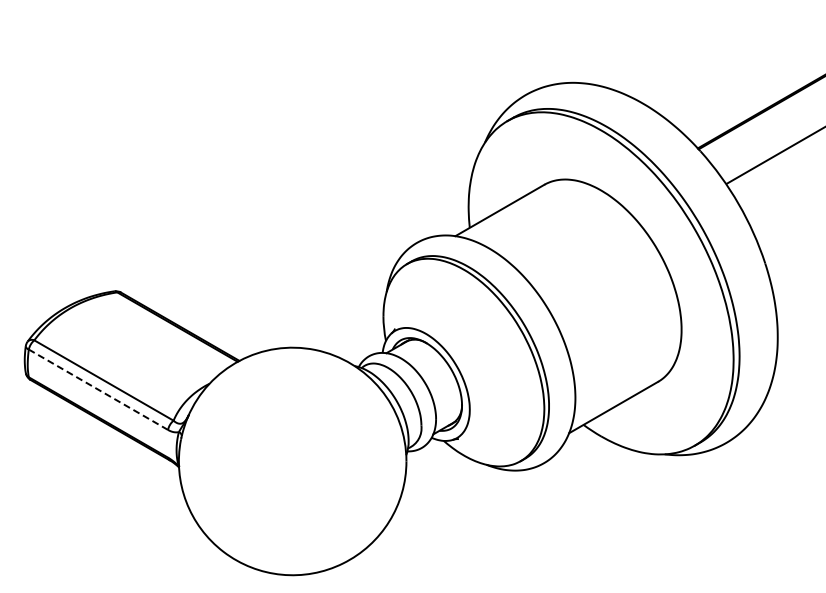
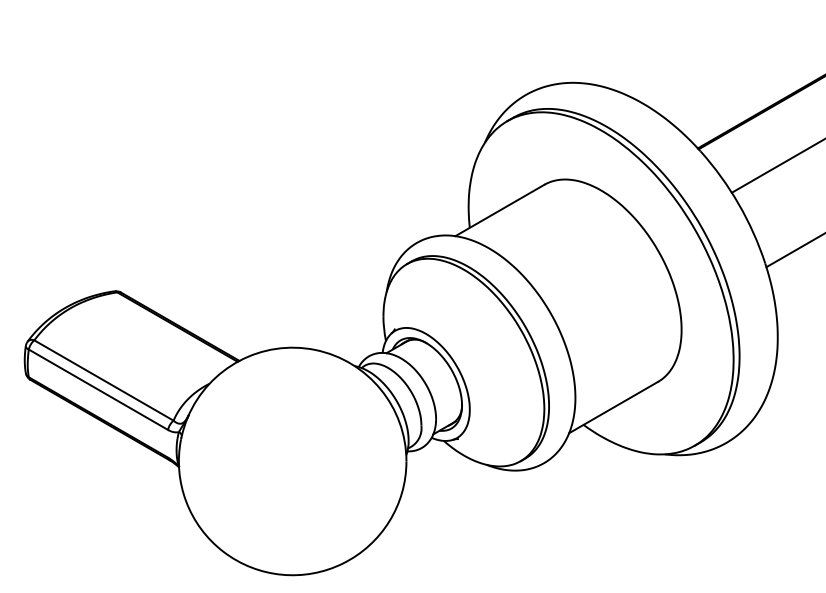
line position: (774, 155) -> (776, 166) (776, 166)
line: none -> present (794, 250)
line: dashed -> solid (98, 389)
